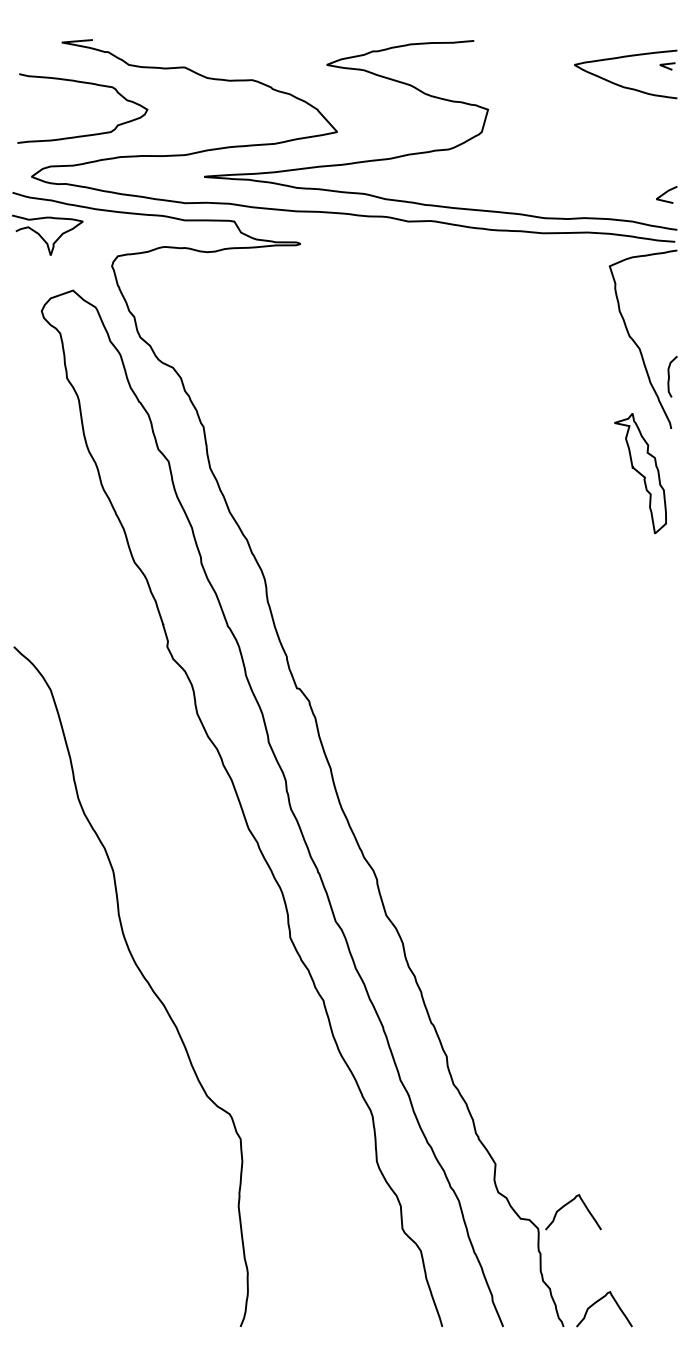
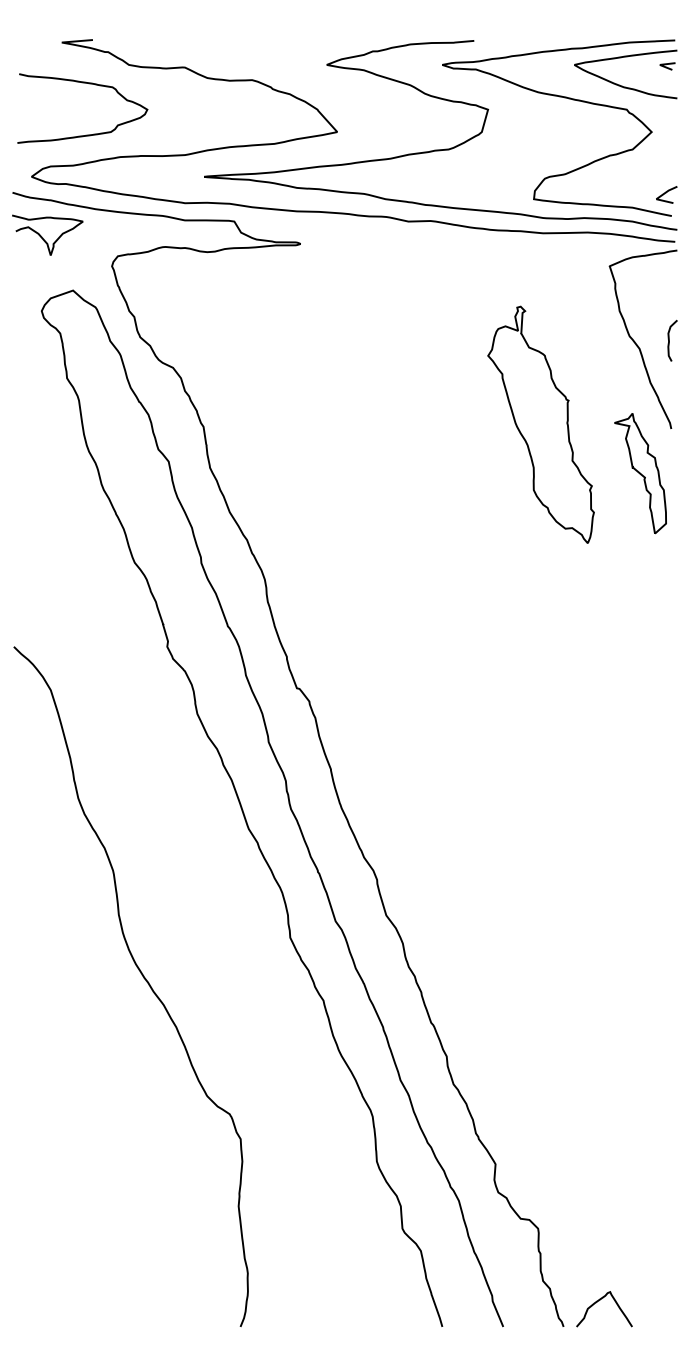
curve: none -> present (564, 98)
curve position: (669, 376) -> (669, 340) (669, 340)
part: none -> present (540, 424)
curve: present -> none (568, 1204)
